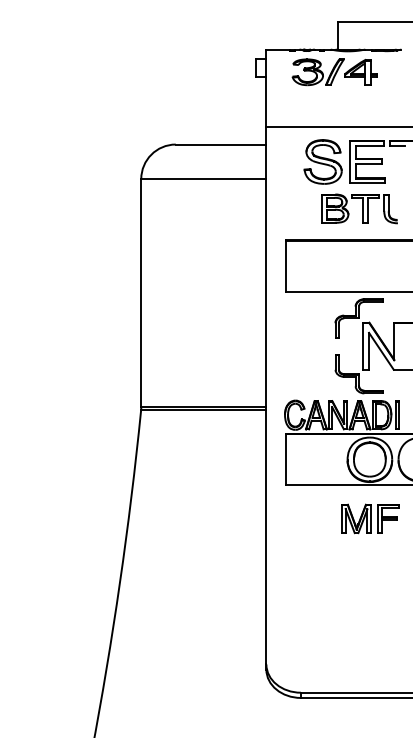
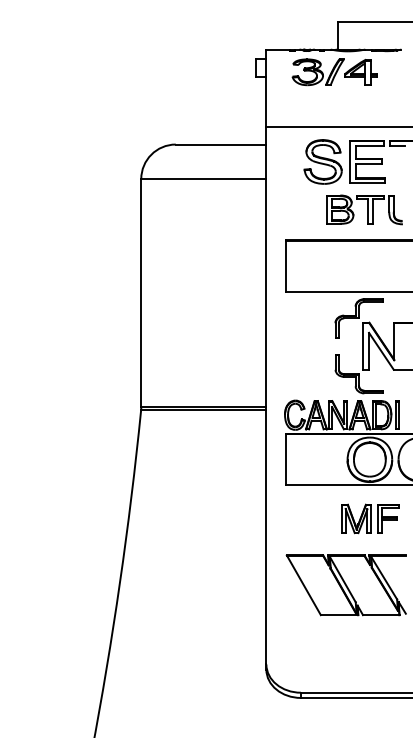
part position: (359, 208) -> (364, 209) (364, 209)
part: none -> present (345, 585)
